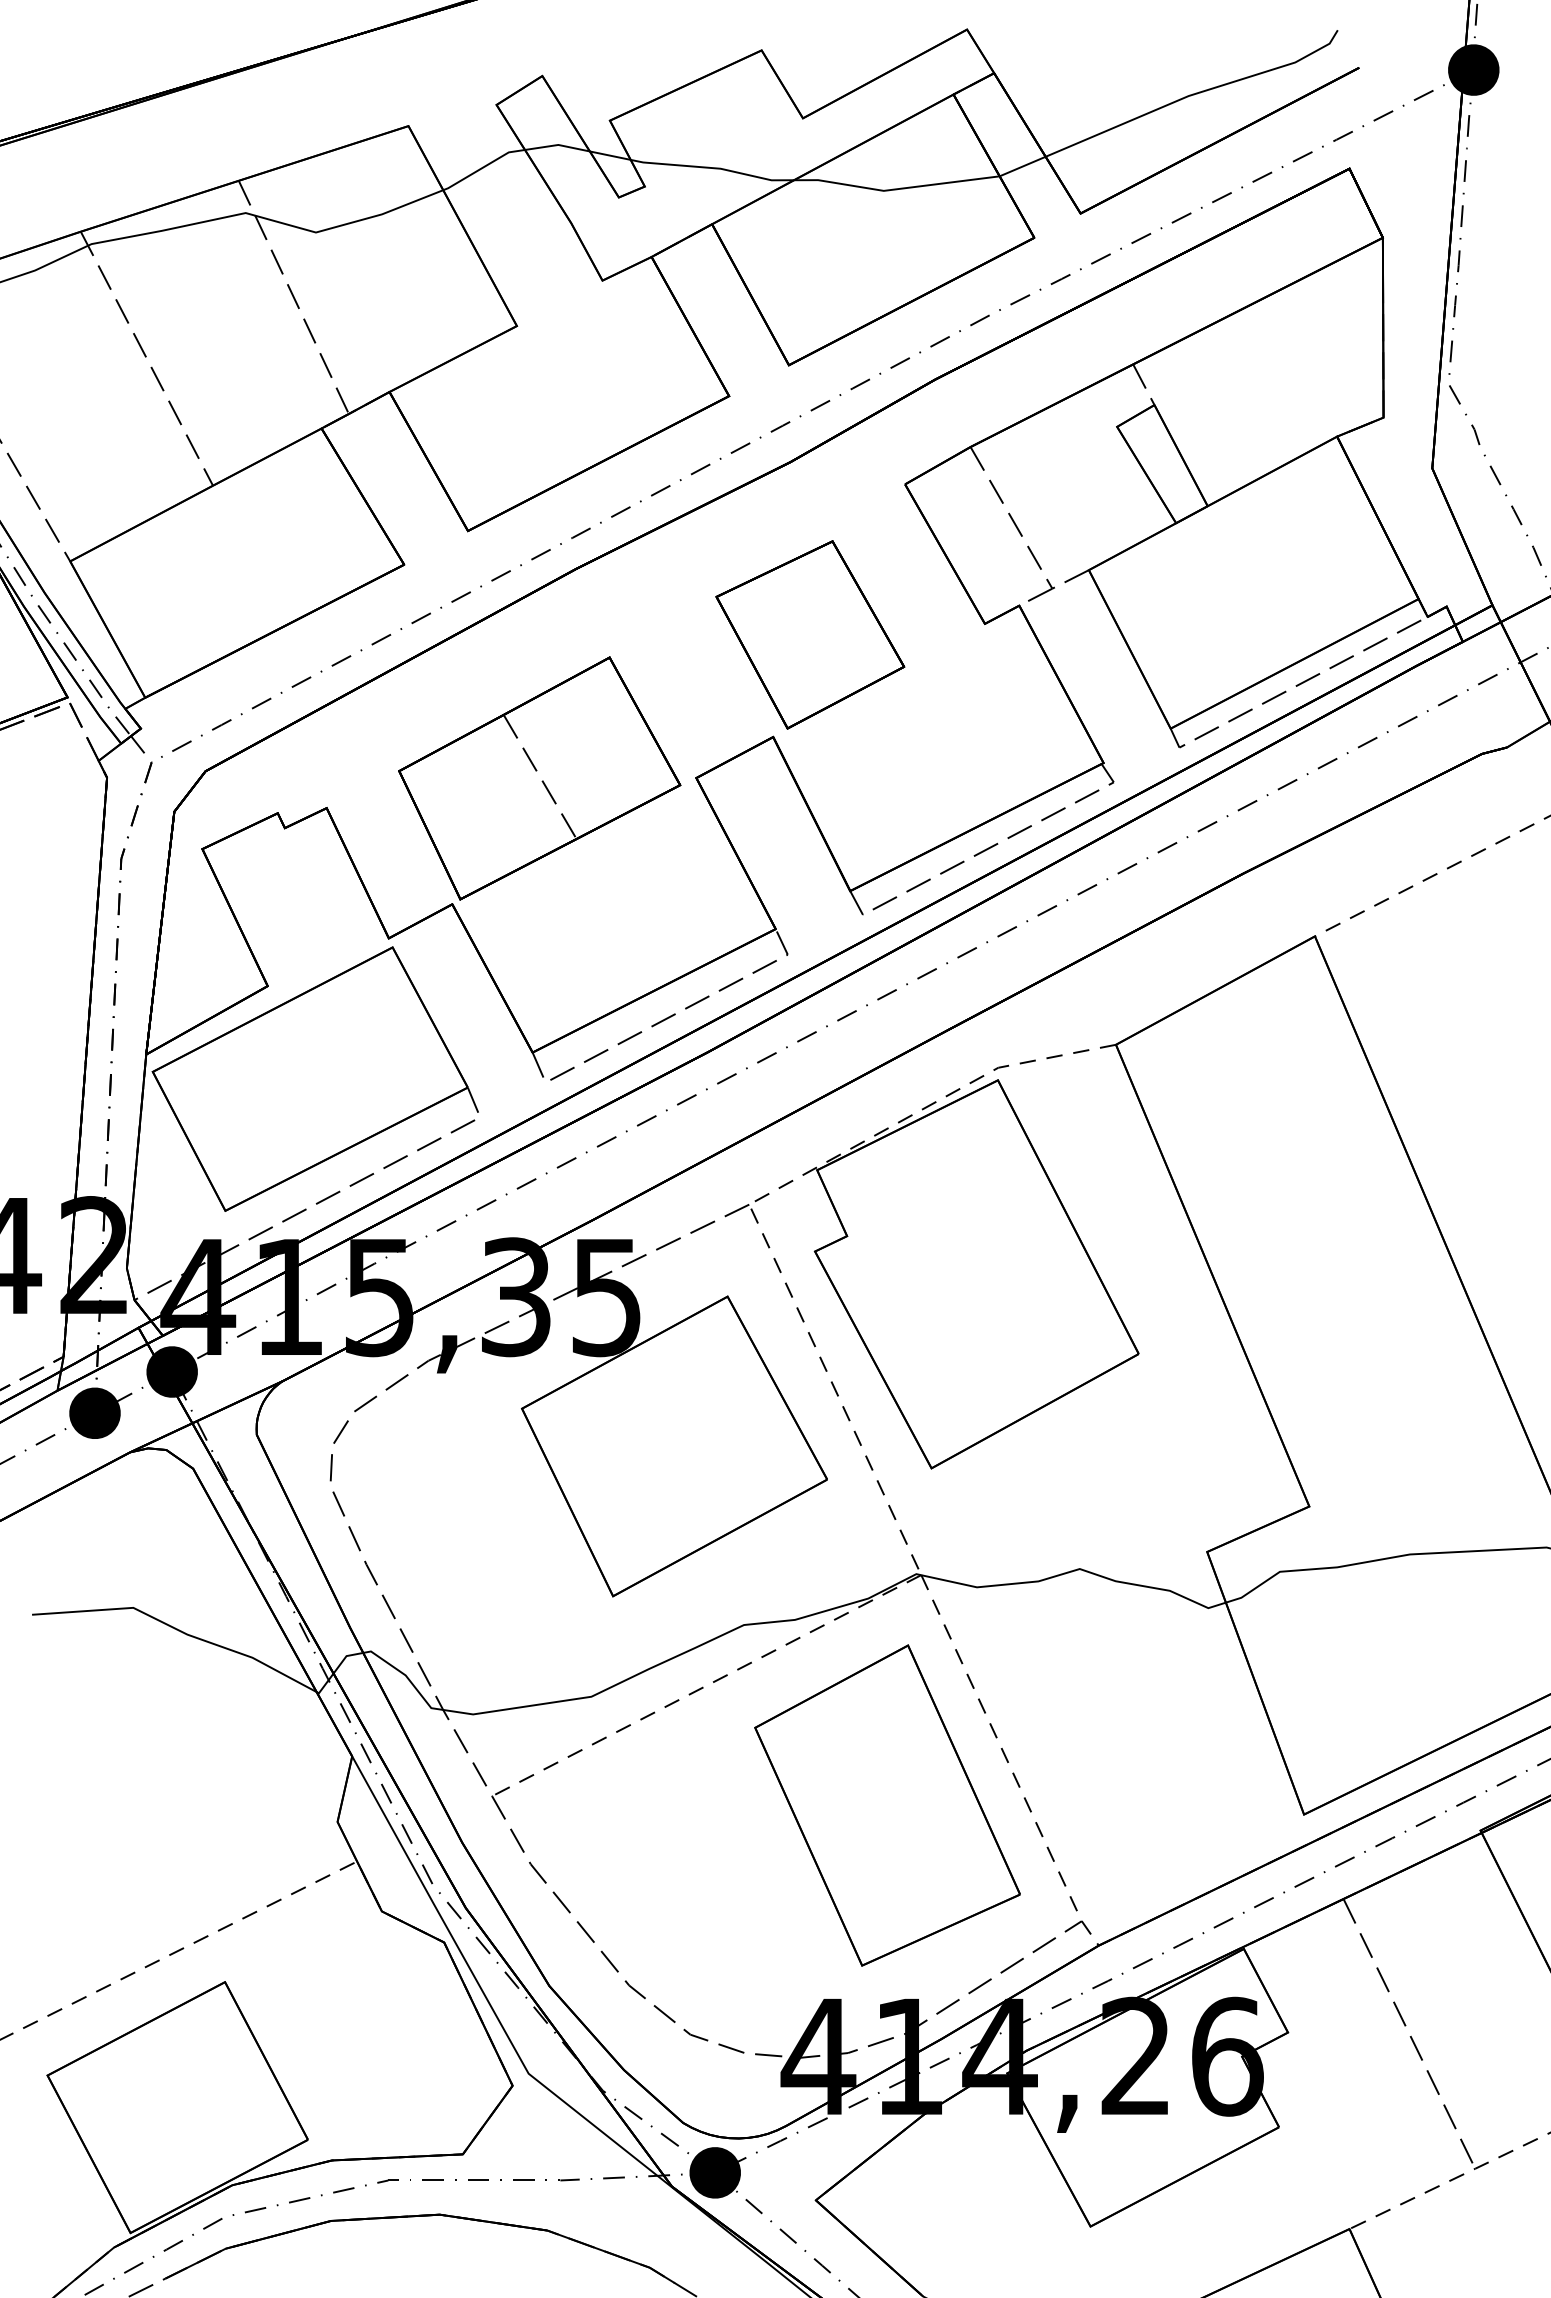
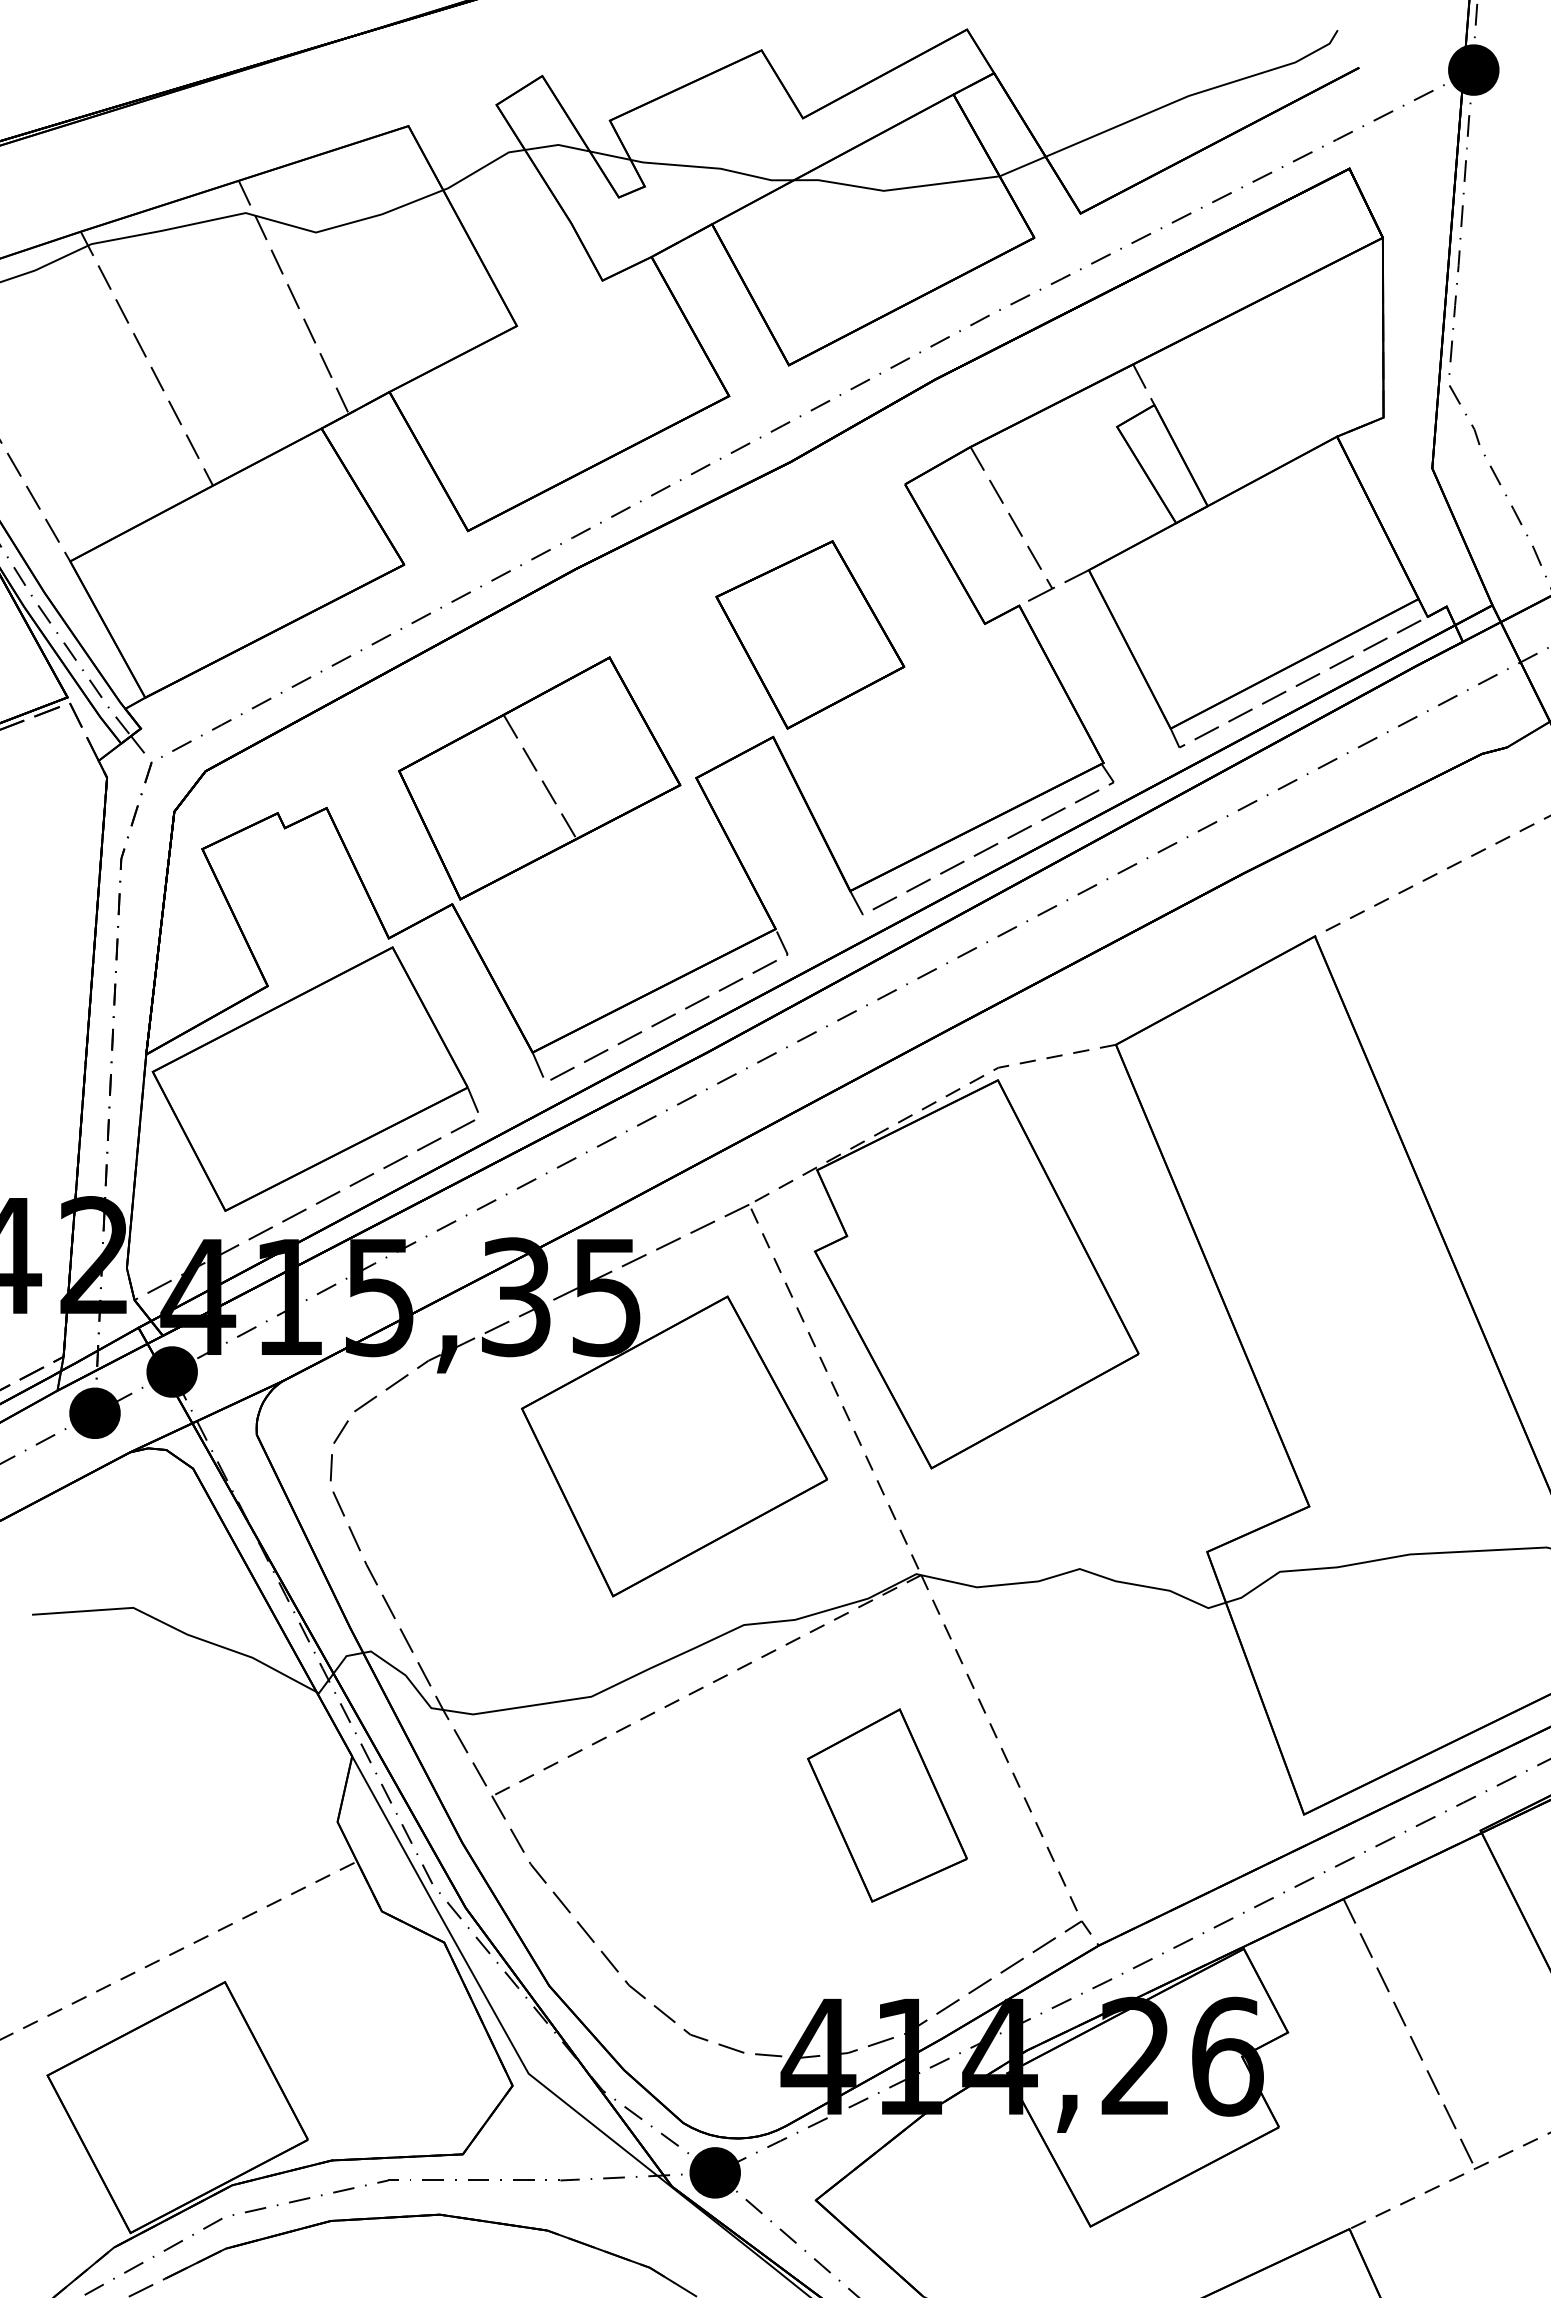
part size: 267x323 px -> 161x195 px (887, 1805)
